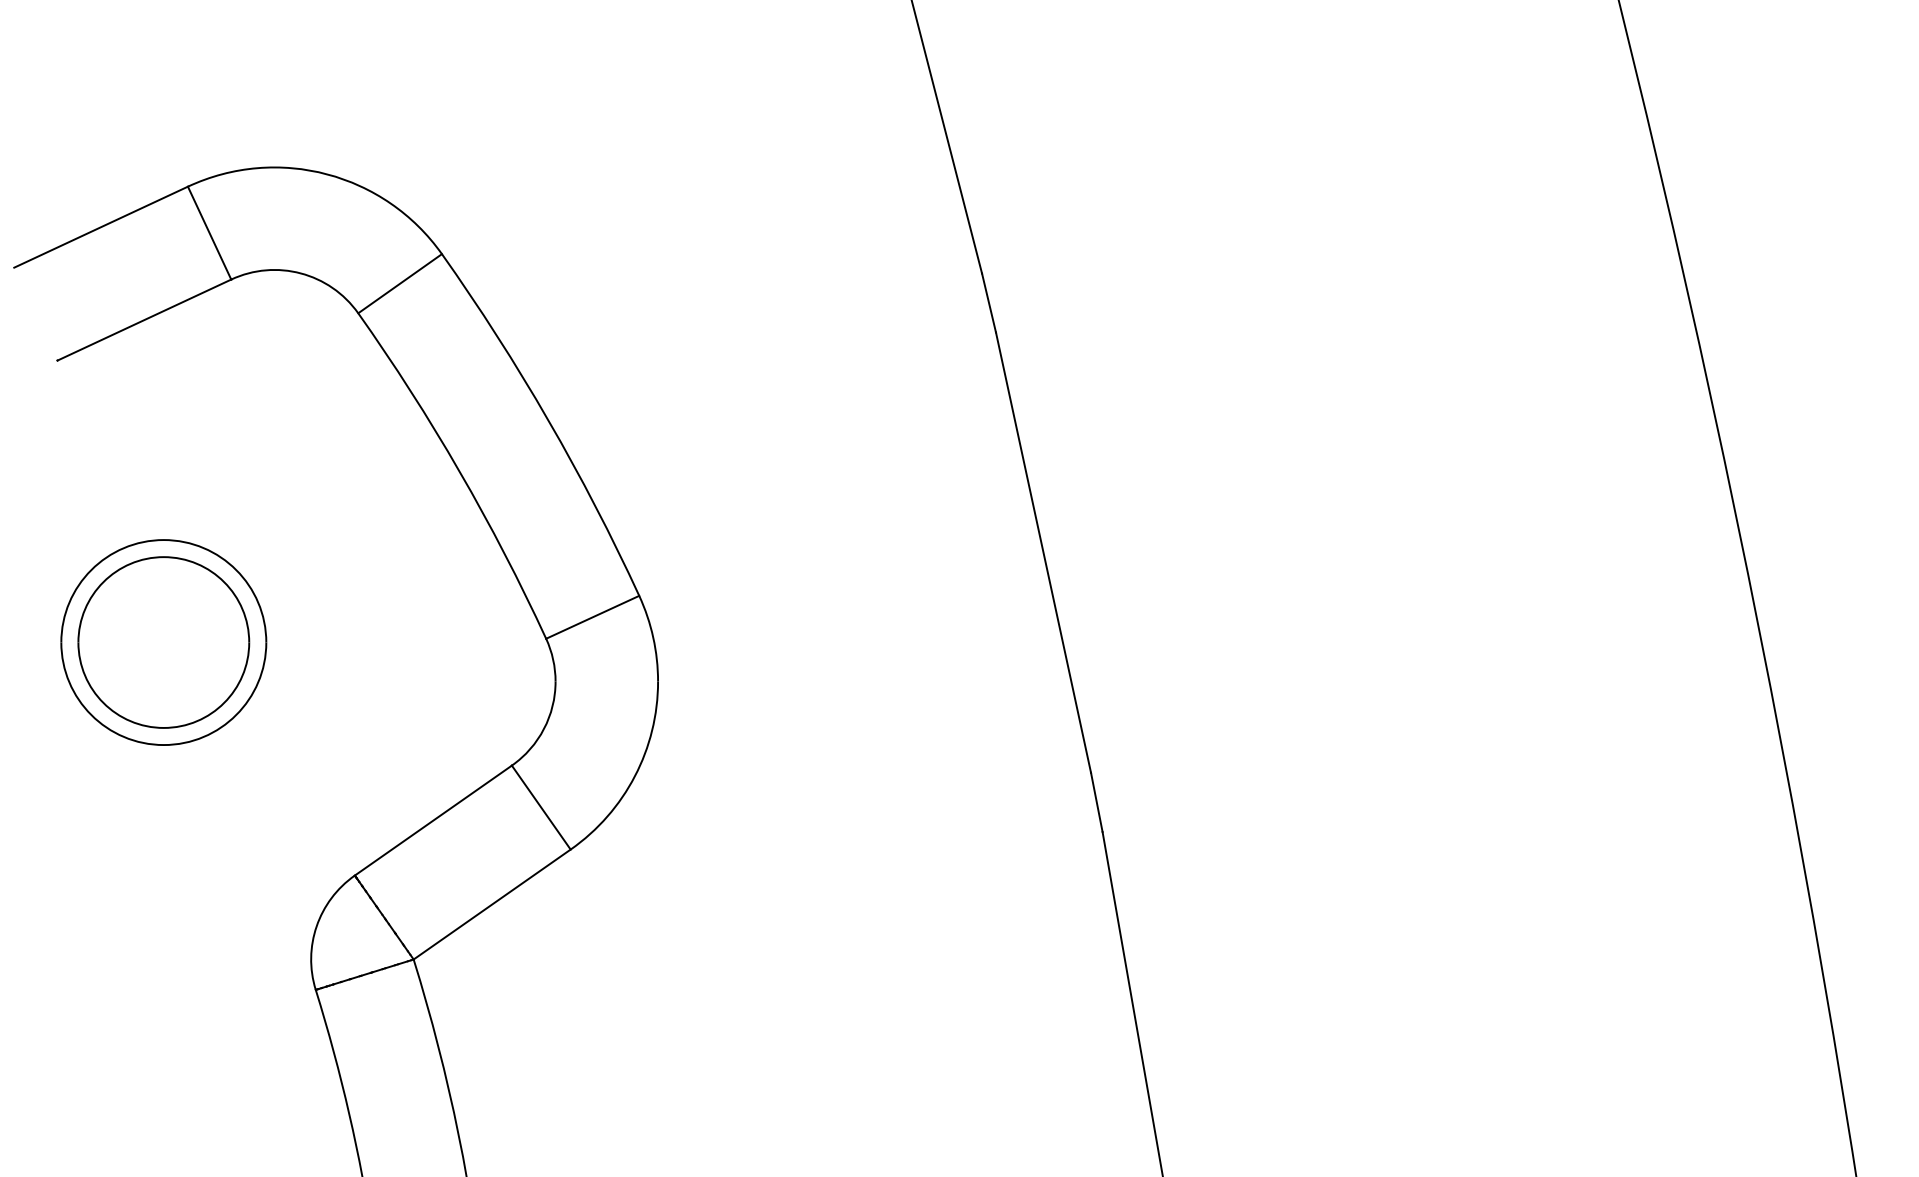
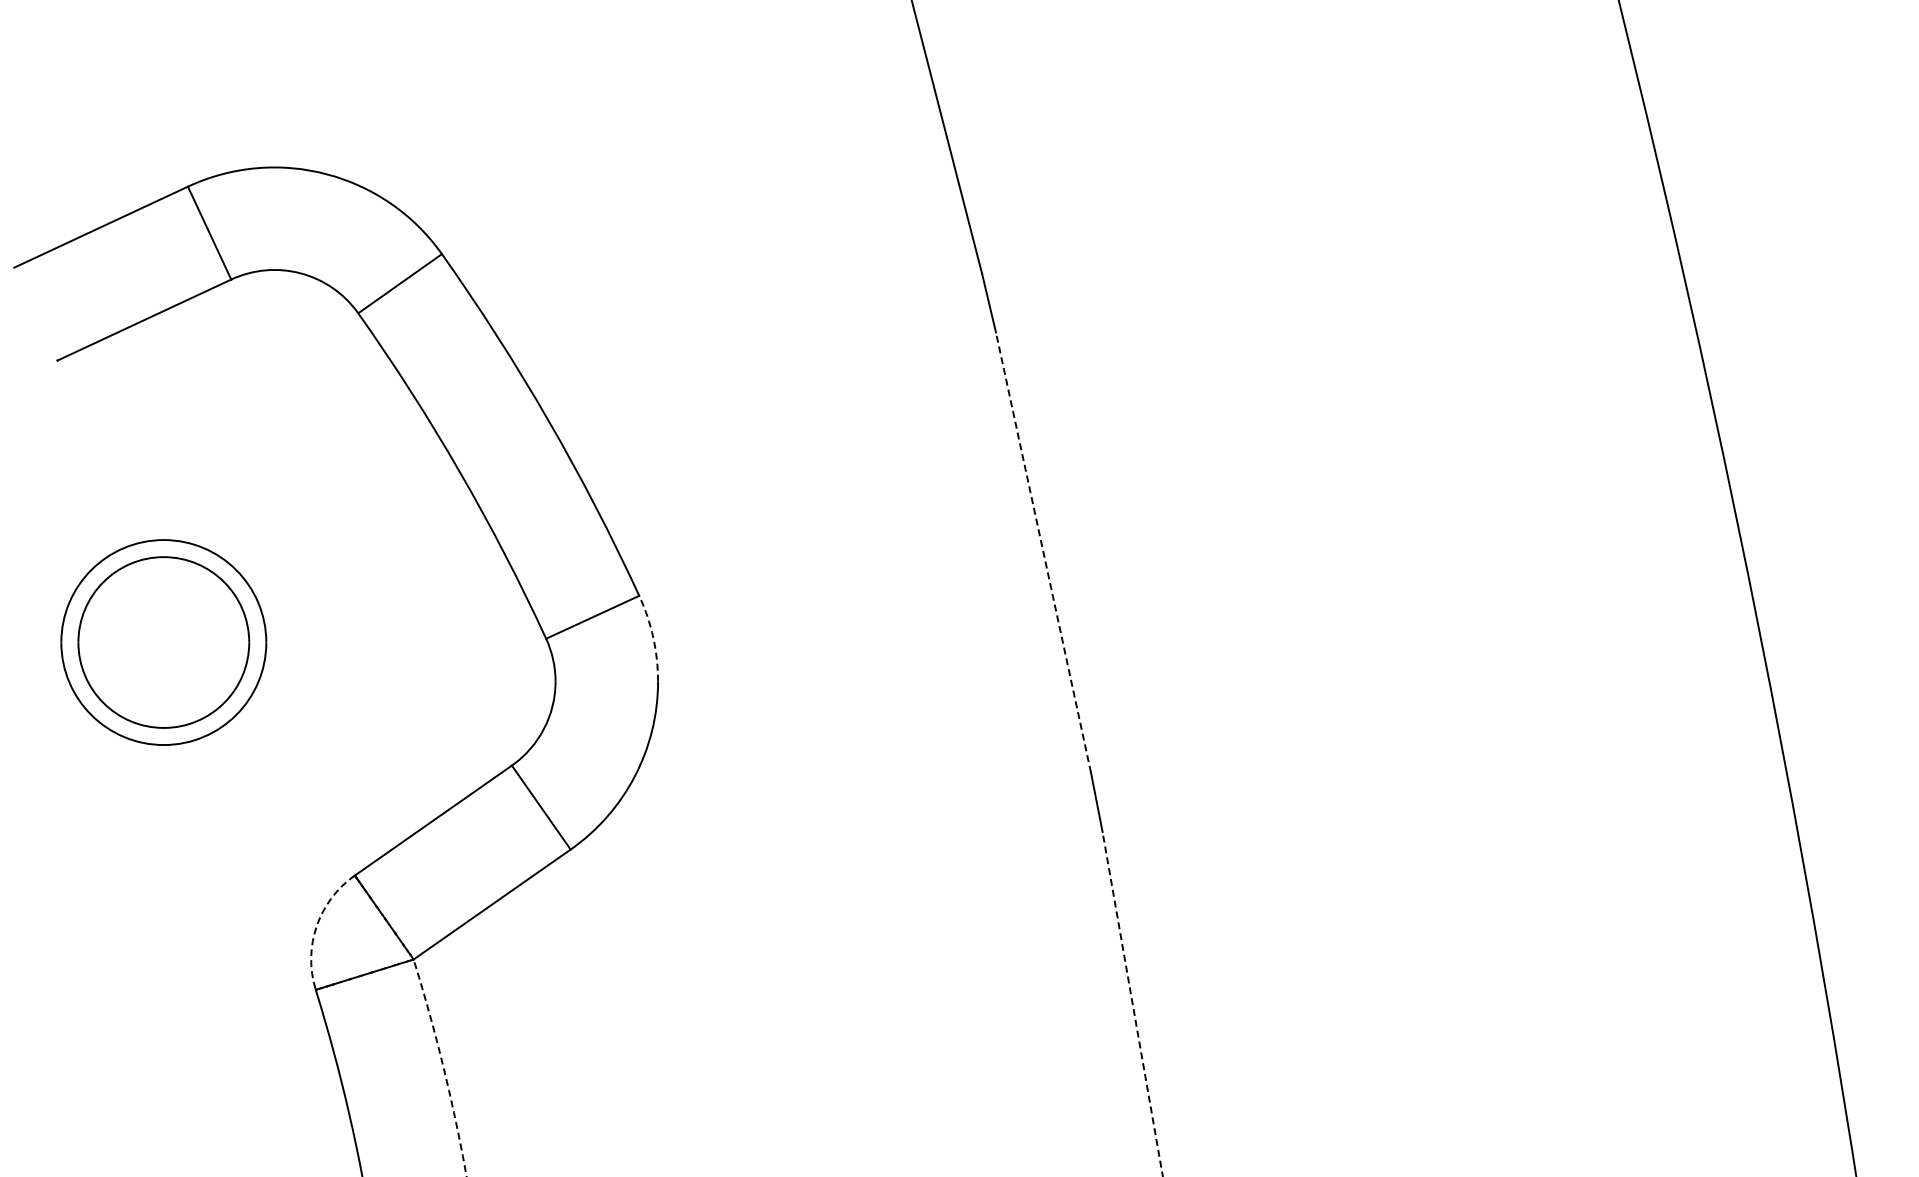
line: solid -> dashed (1043, 552)
arc: solid -> dashed (653, 637)
arc: solid -> dashed (316, 926)
line: solid -> dashed (1132, 1004)
arc: solid -> dashed (443, 1066)
